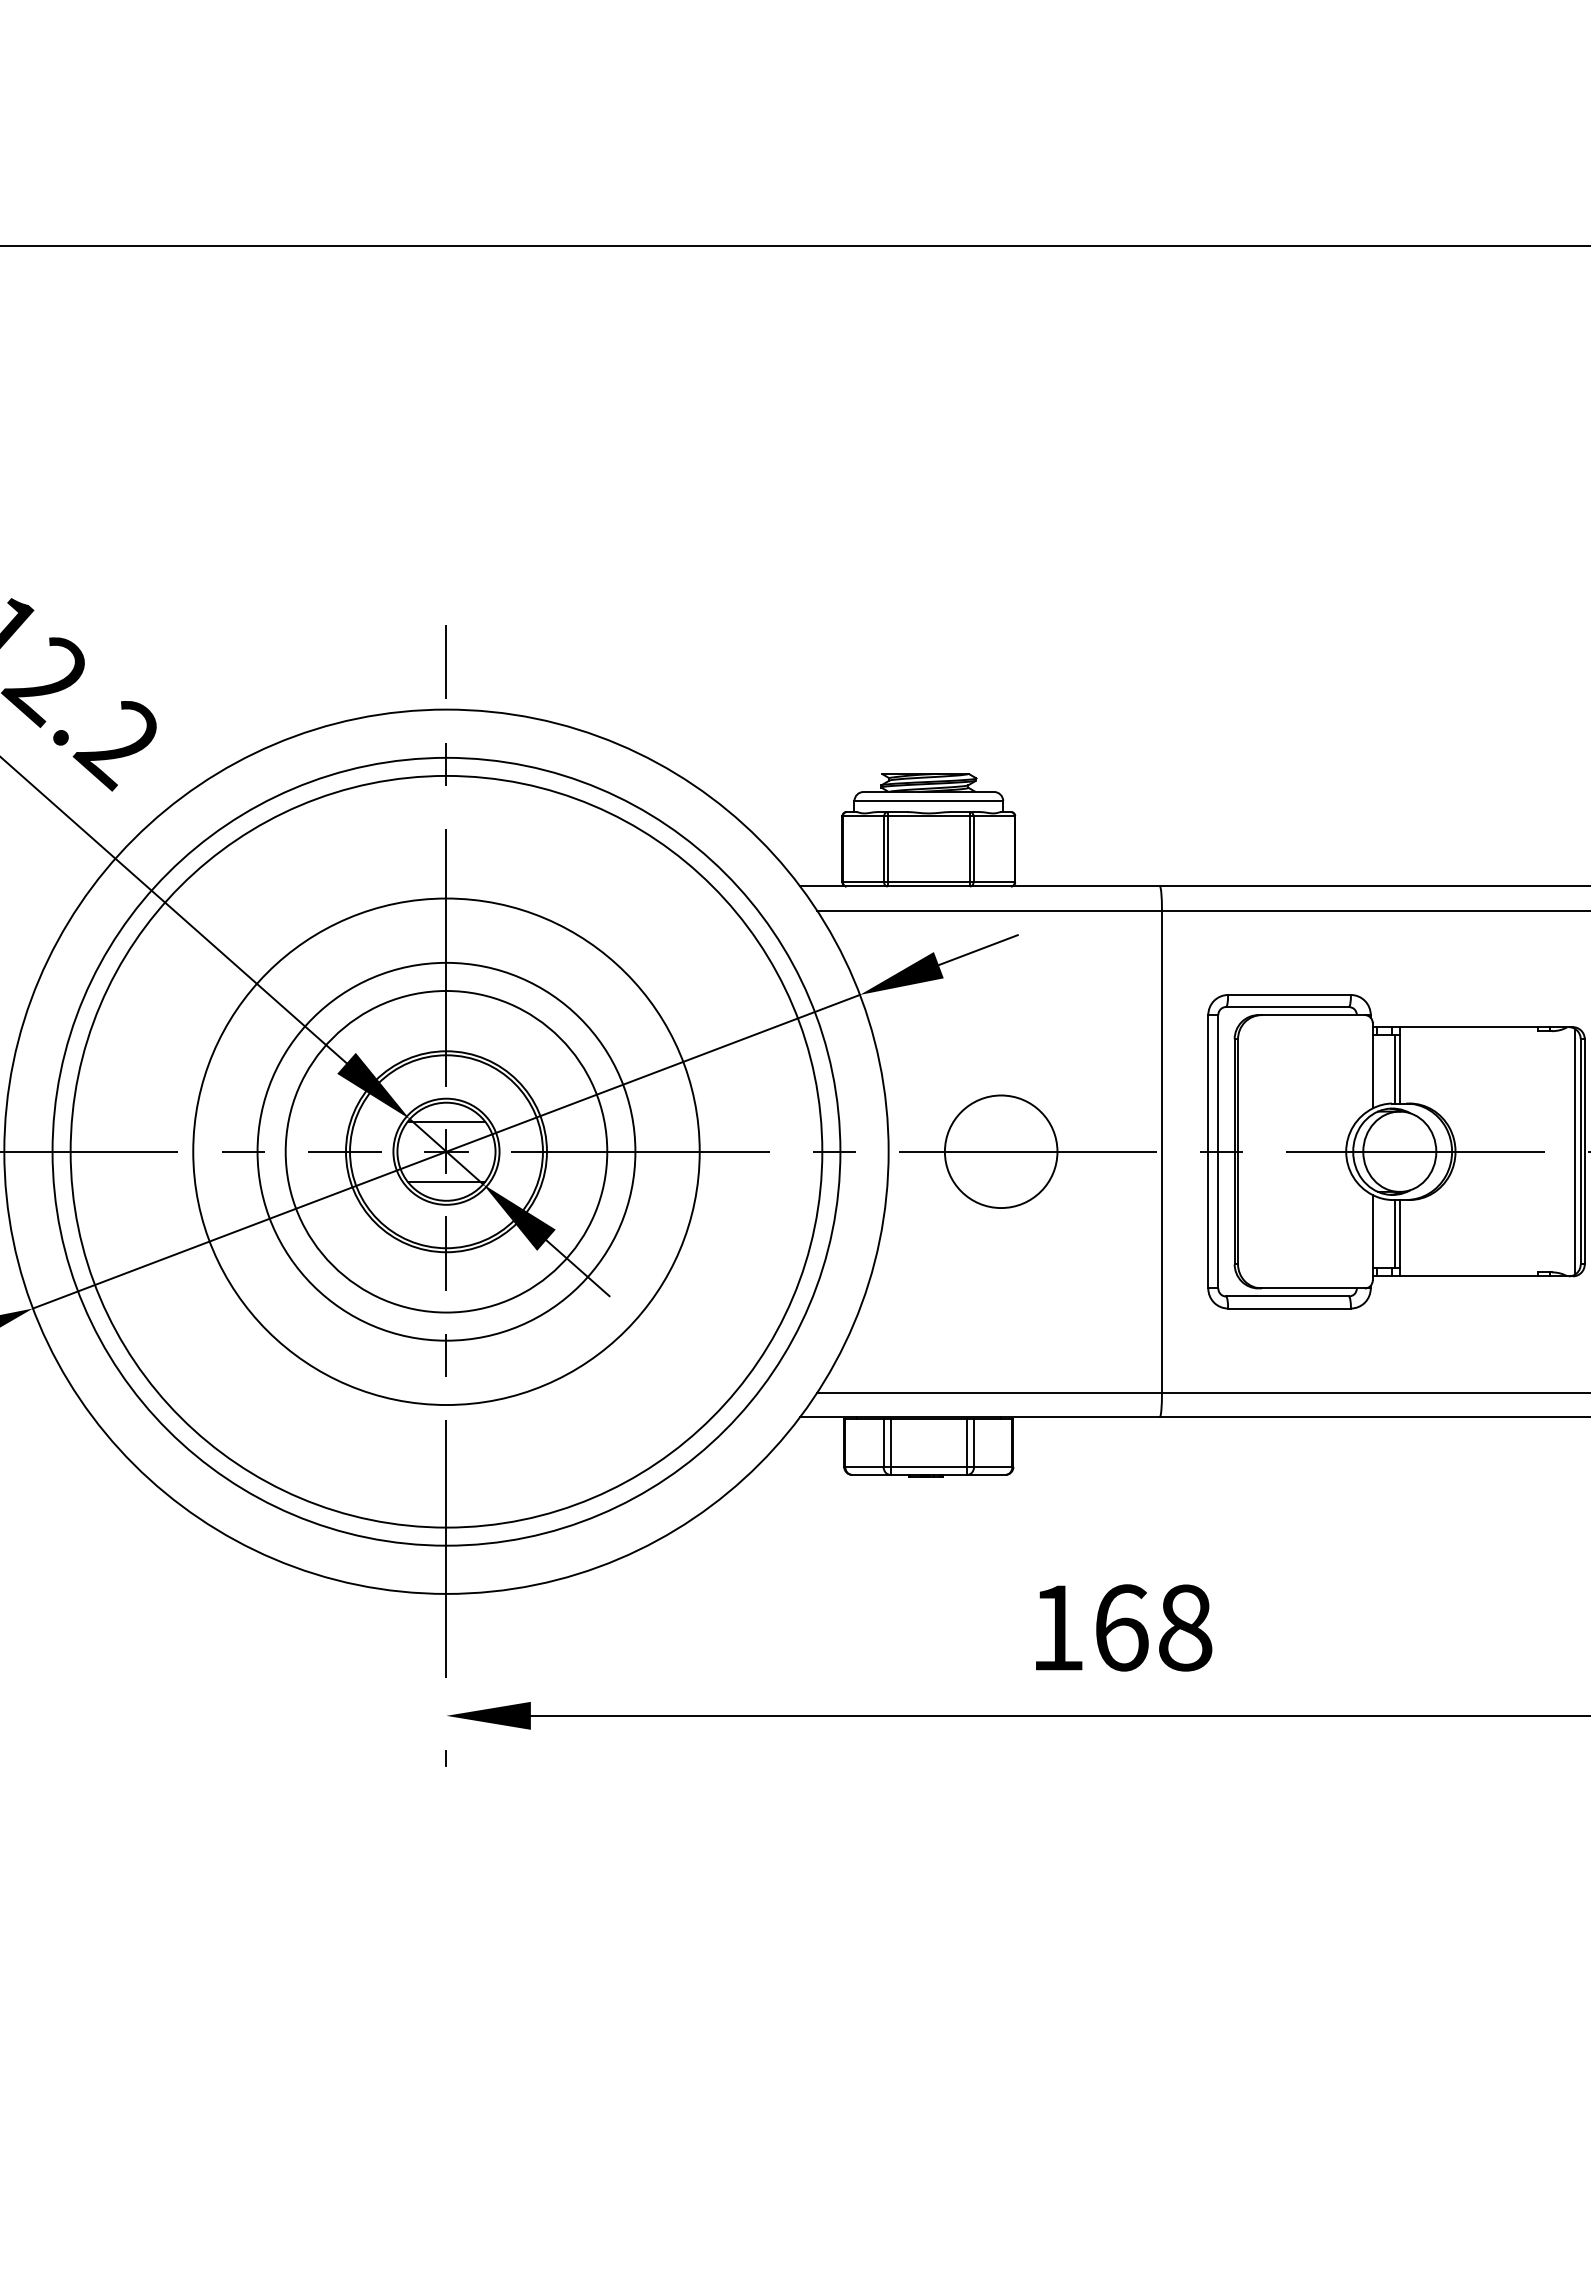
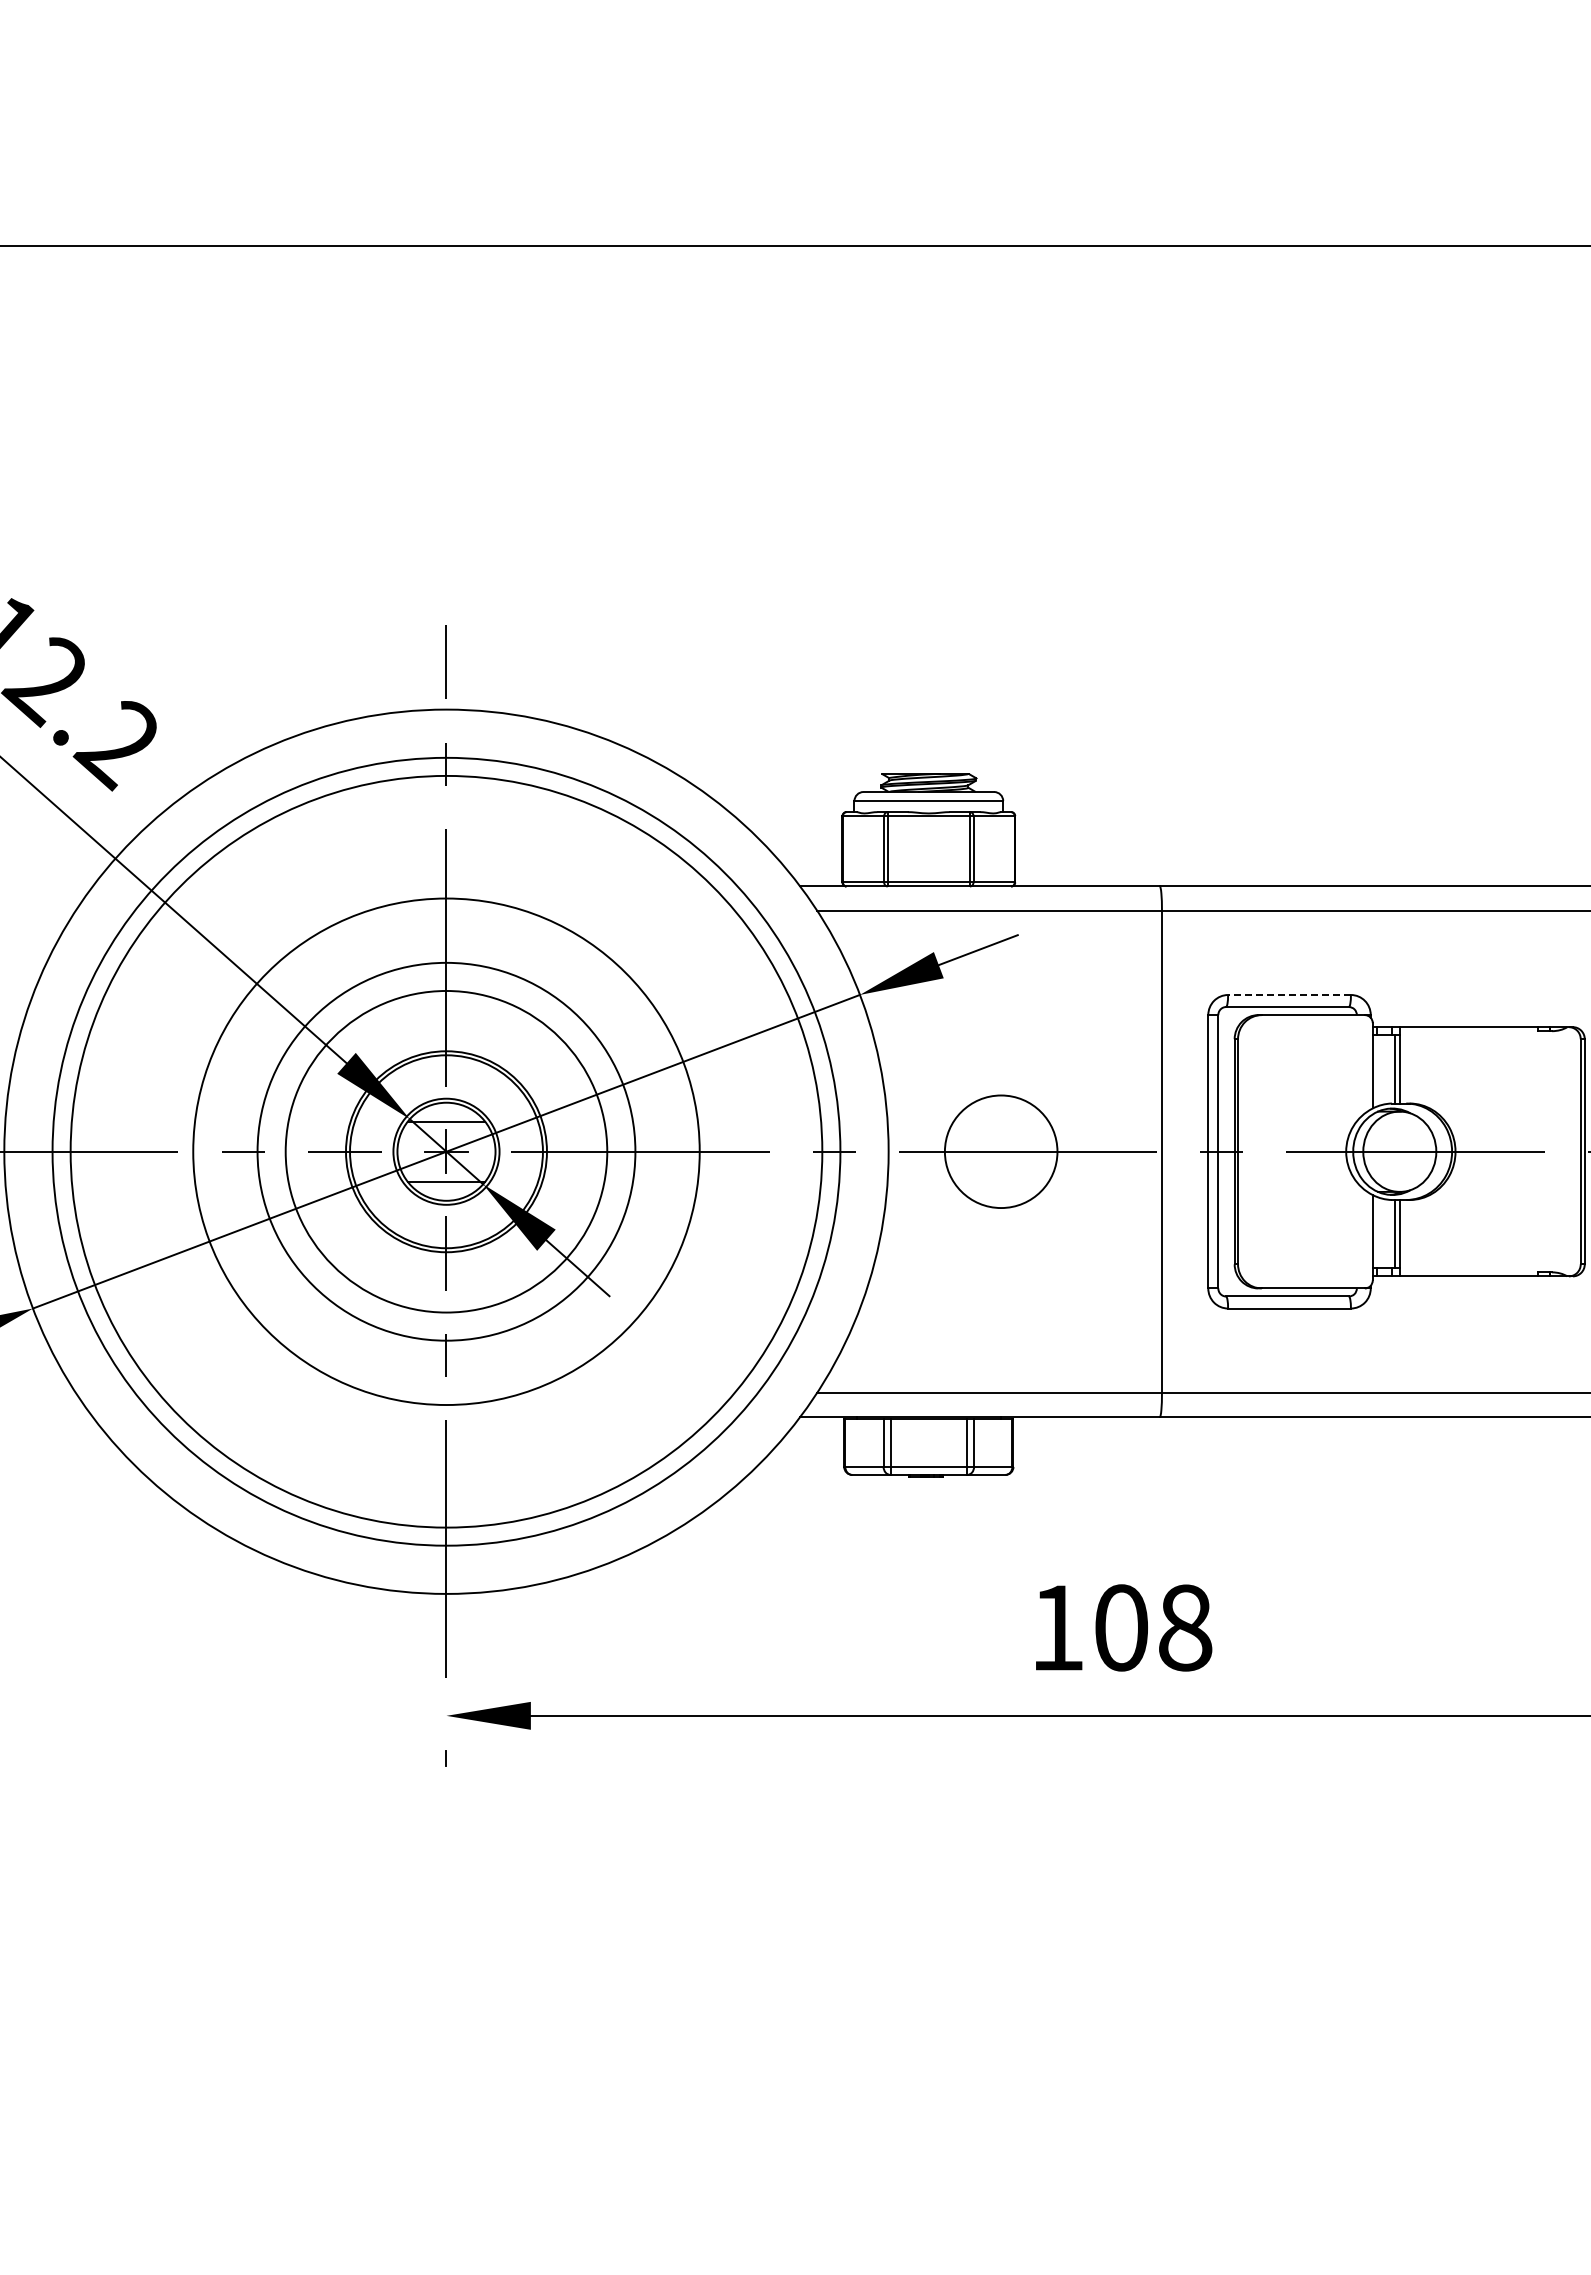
line: solid -> dashed (1289, 995)
line: present -> none (1575, 1151)
text: 168 -> 108 (1121, 1627)
